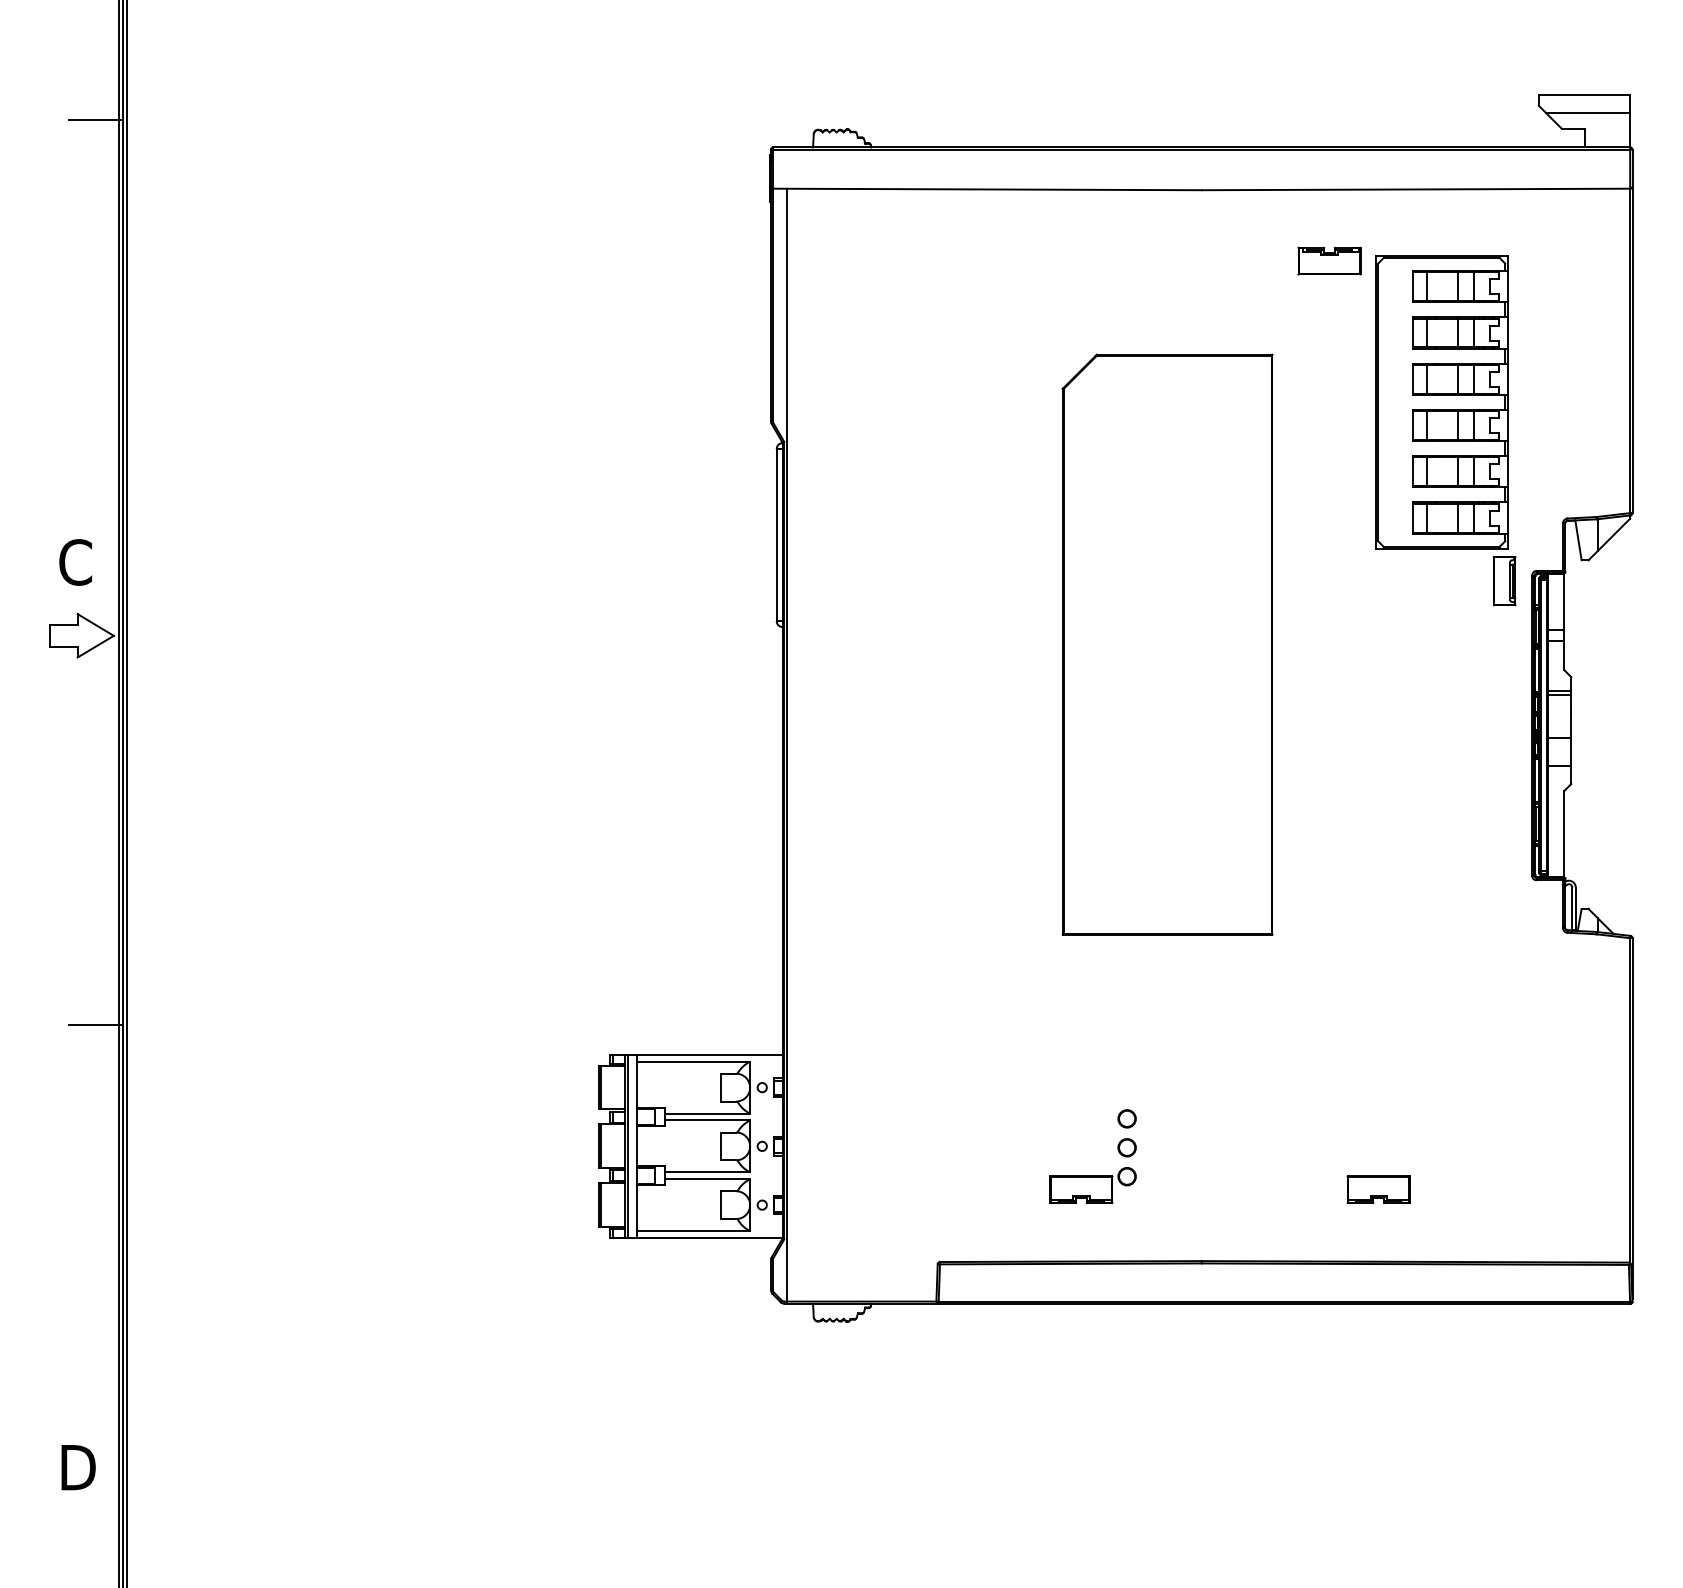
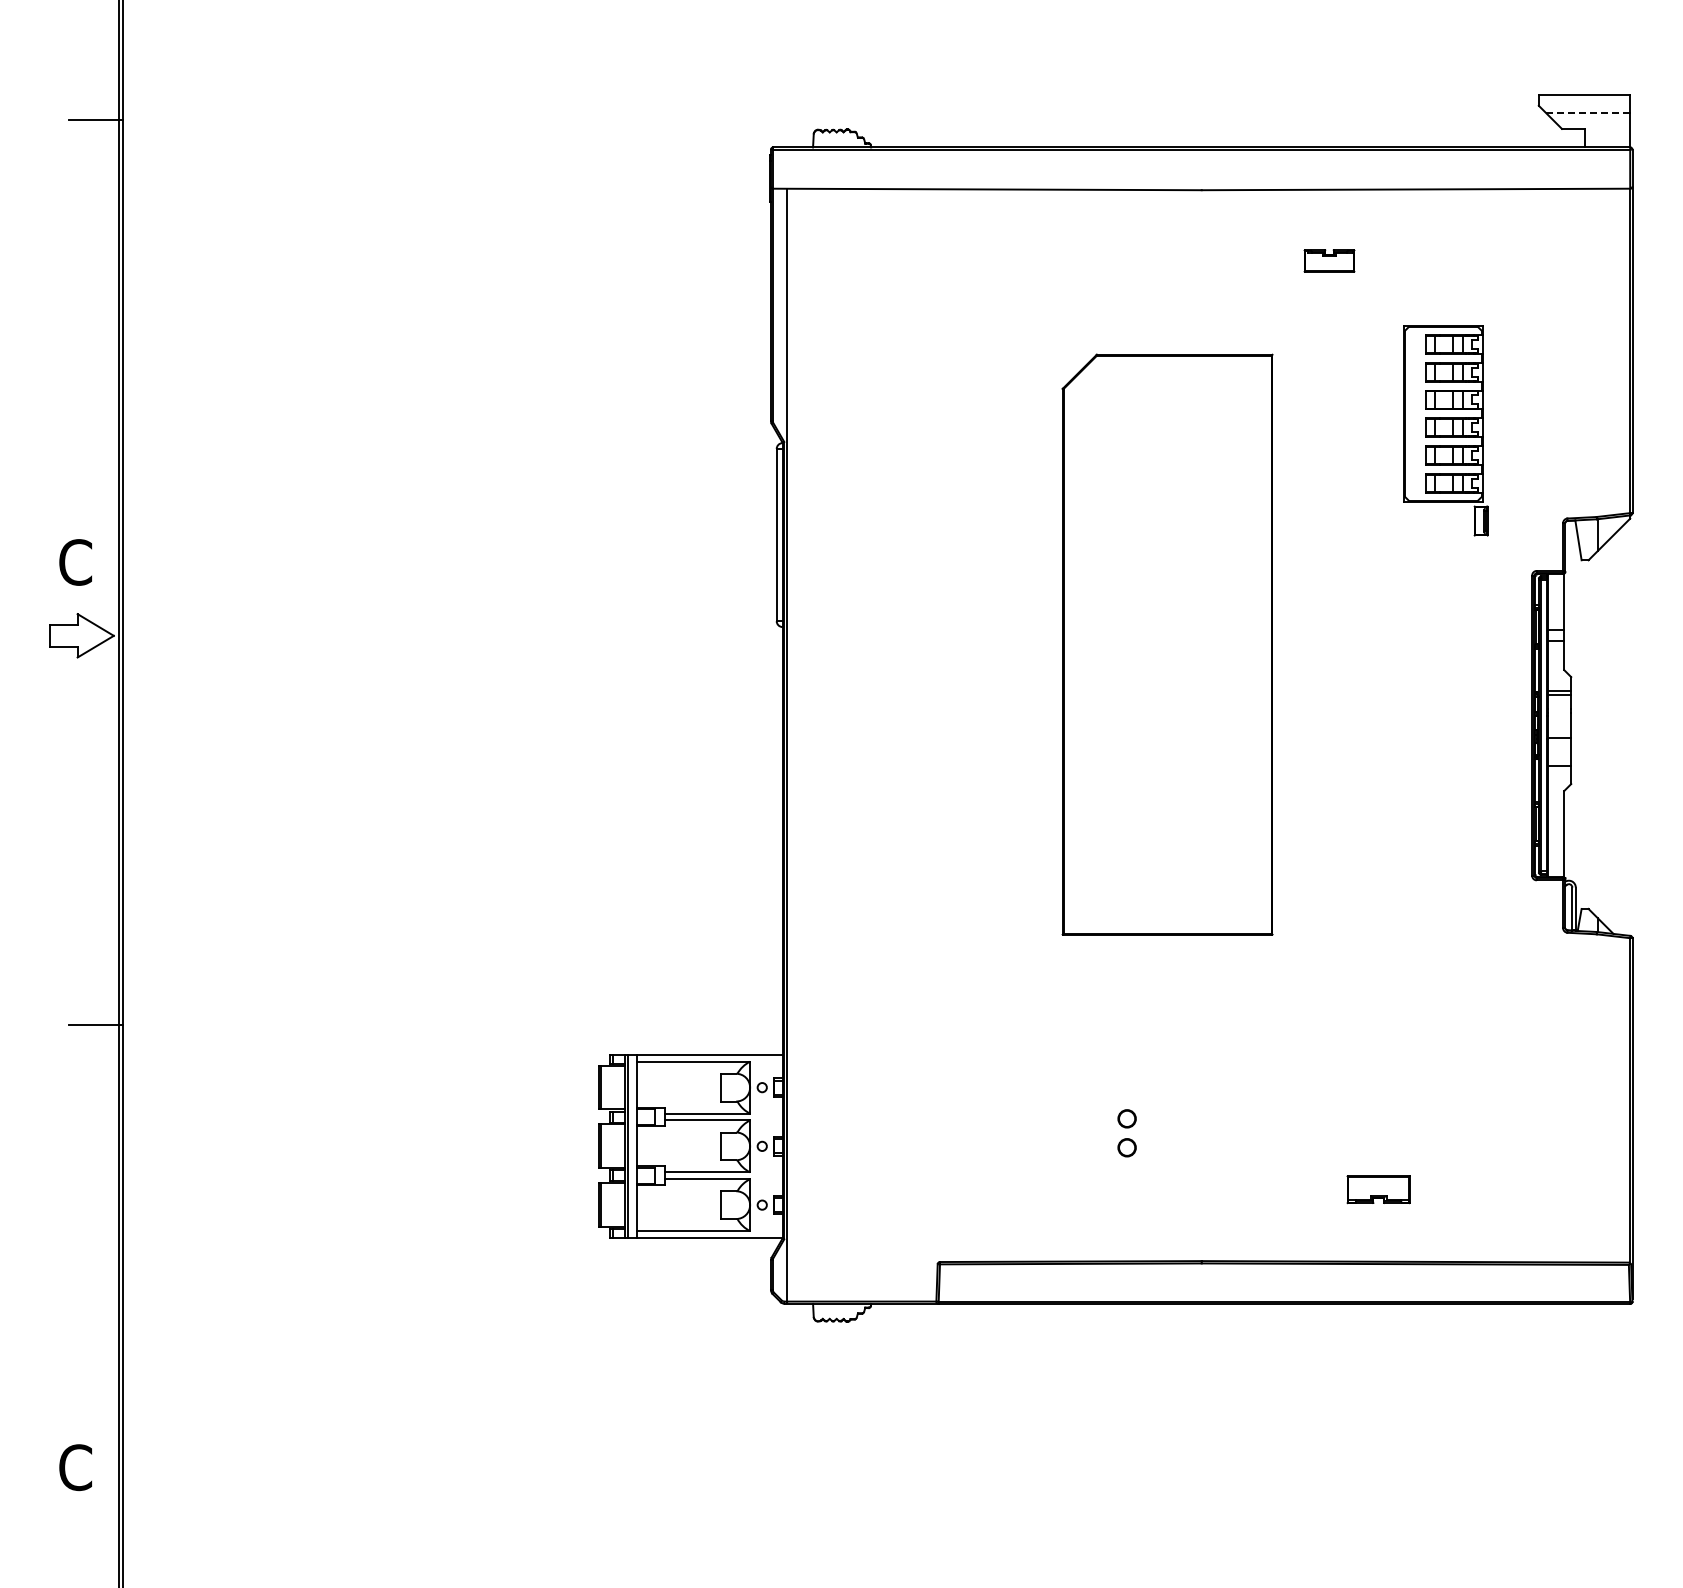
line: solid -> dashed (1588, 112)
part size: 65x30 px -> 53x24 px (1329, 260)
part size: 142x352 px -> 86x212 px (1445, 430)
line: present -> none (126, 793)
part: present -> none (1092, 1185)
text: D -> C (77, 1467)
